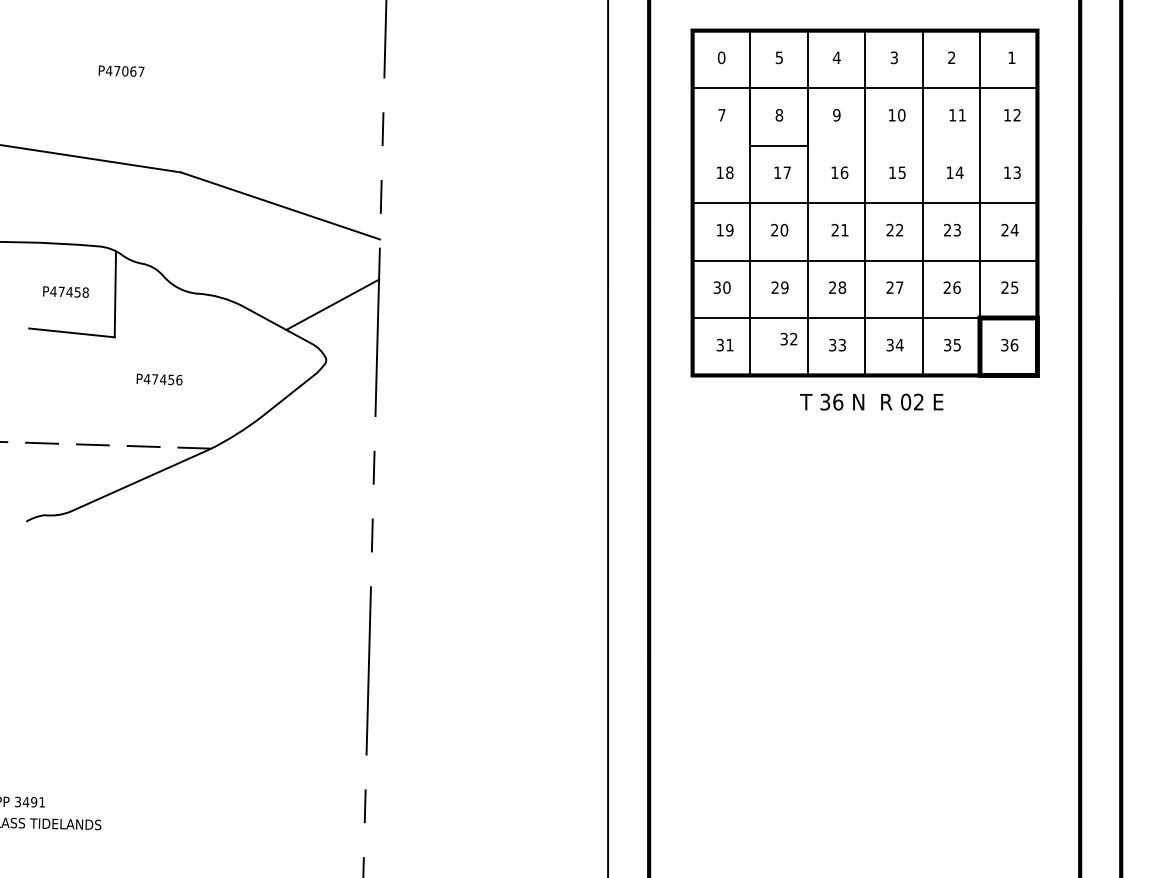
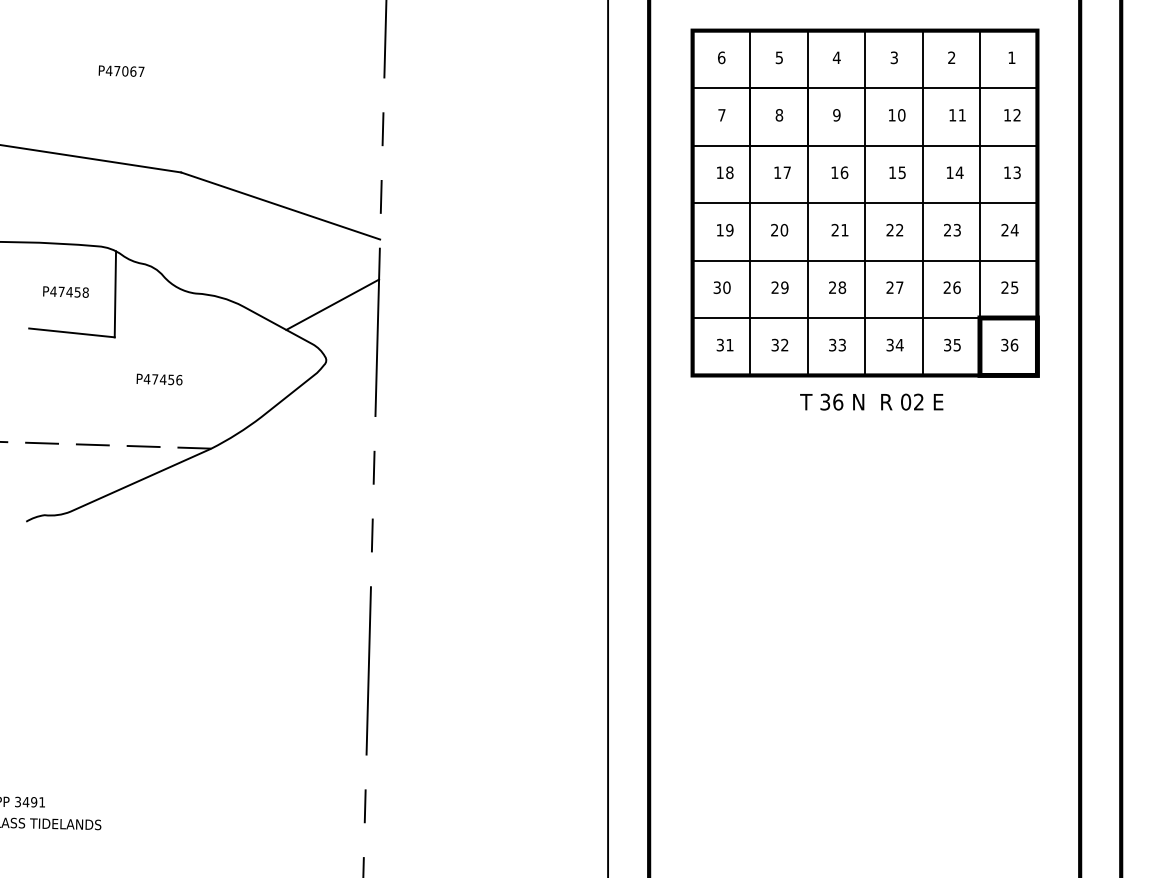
text: 0 -> 6 (721, 57)
line: none -> present (864, 145)
text position: (788, 338) -> (779, 344) (779, 344)
